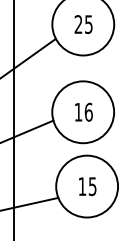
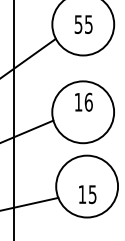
text: 25 -> 55 (78, 24)
text position: (83, 111) -> (83, 101) (83, 101)
text position: (87, 186) -> (87, 194) (87, 194)
